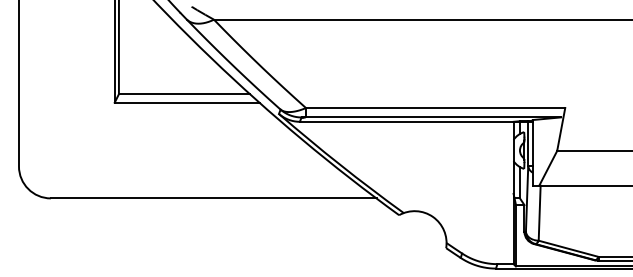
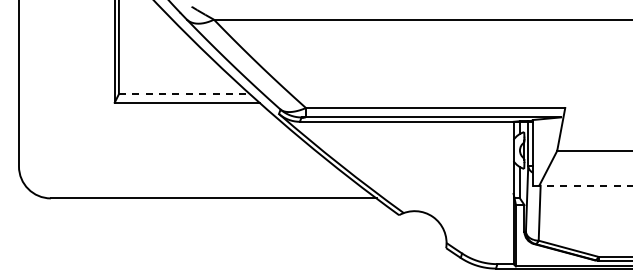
line: solid -> dashed (184, 94)
line: solid -> dashed (582, 185)
